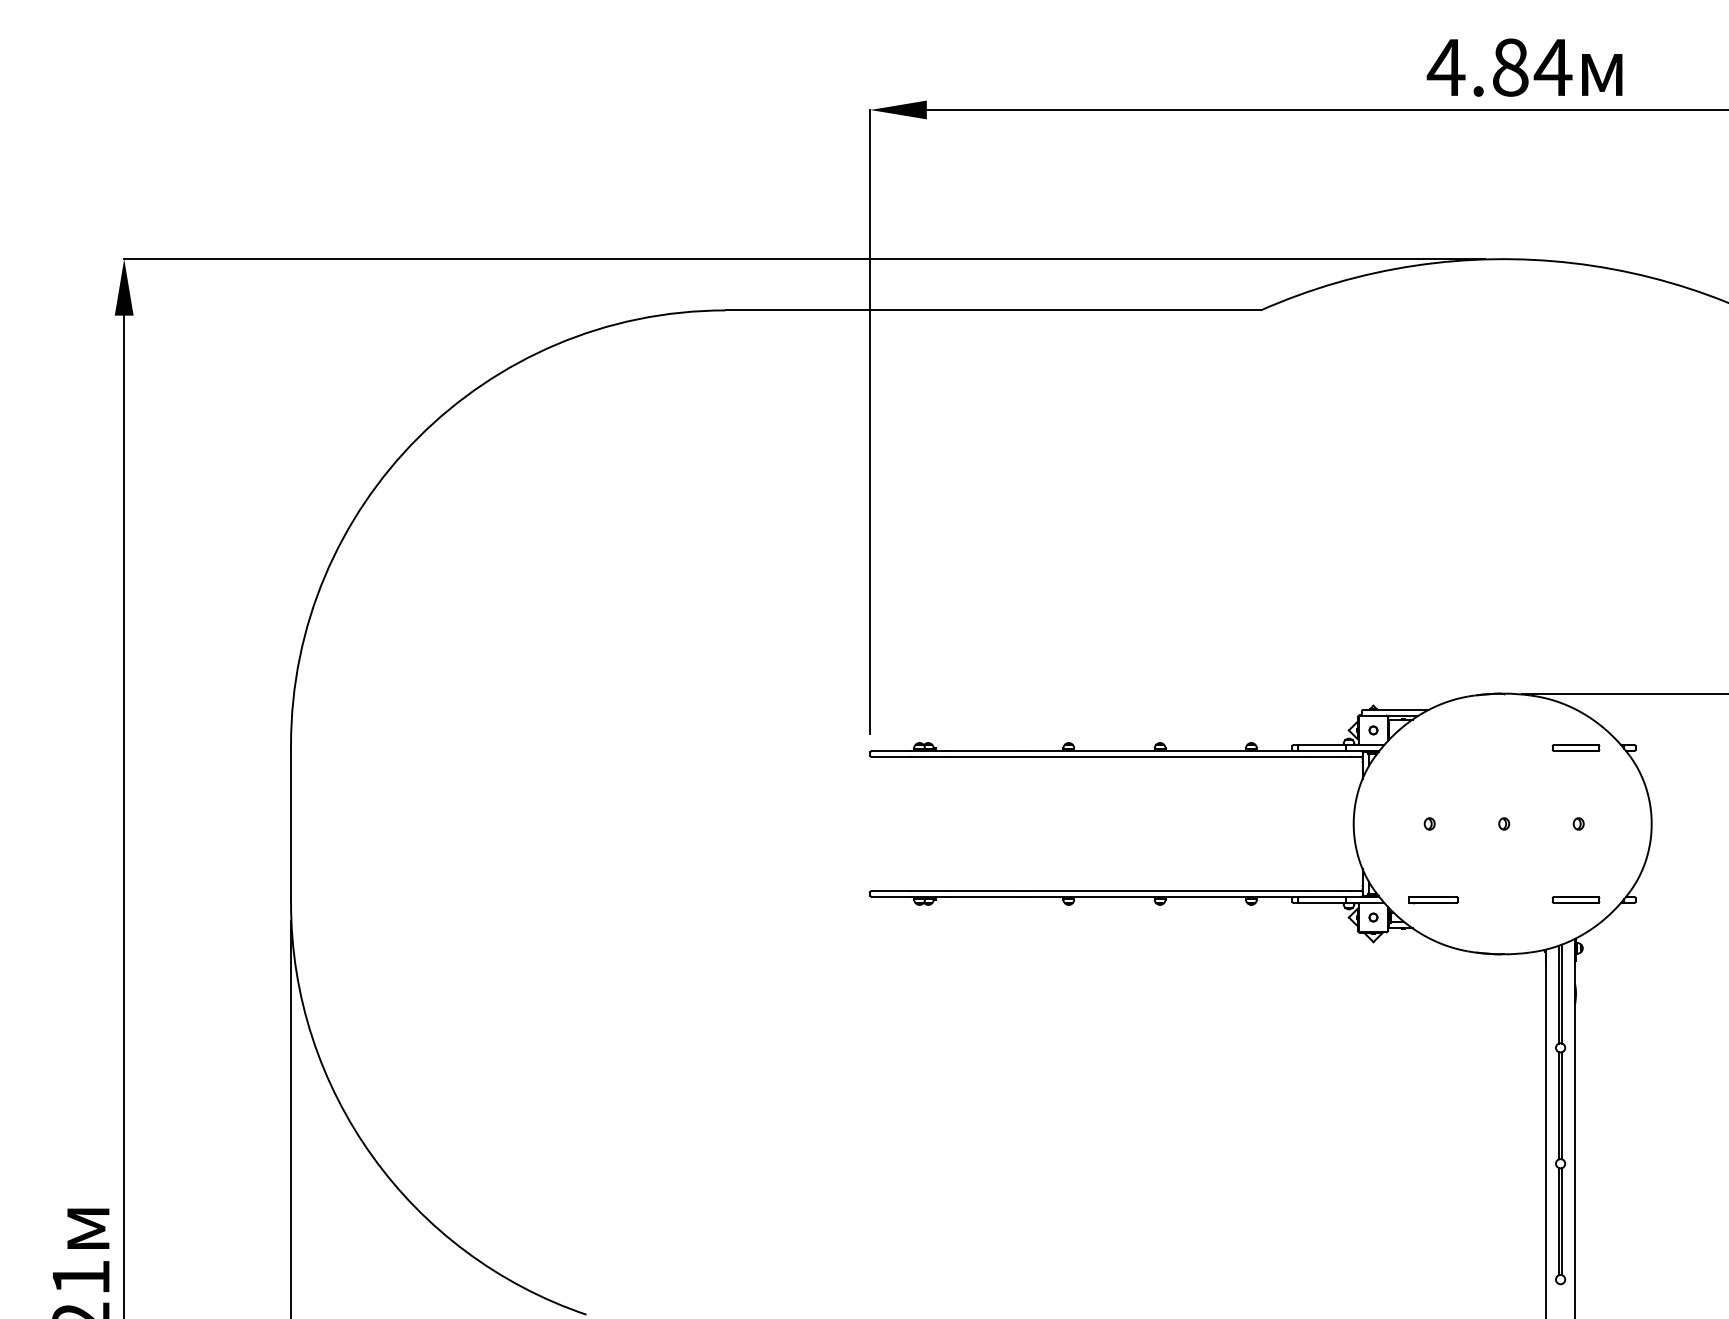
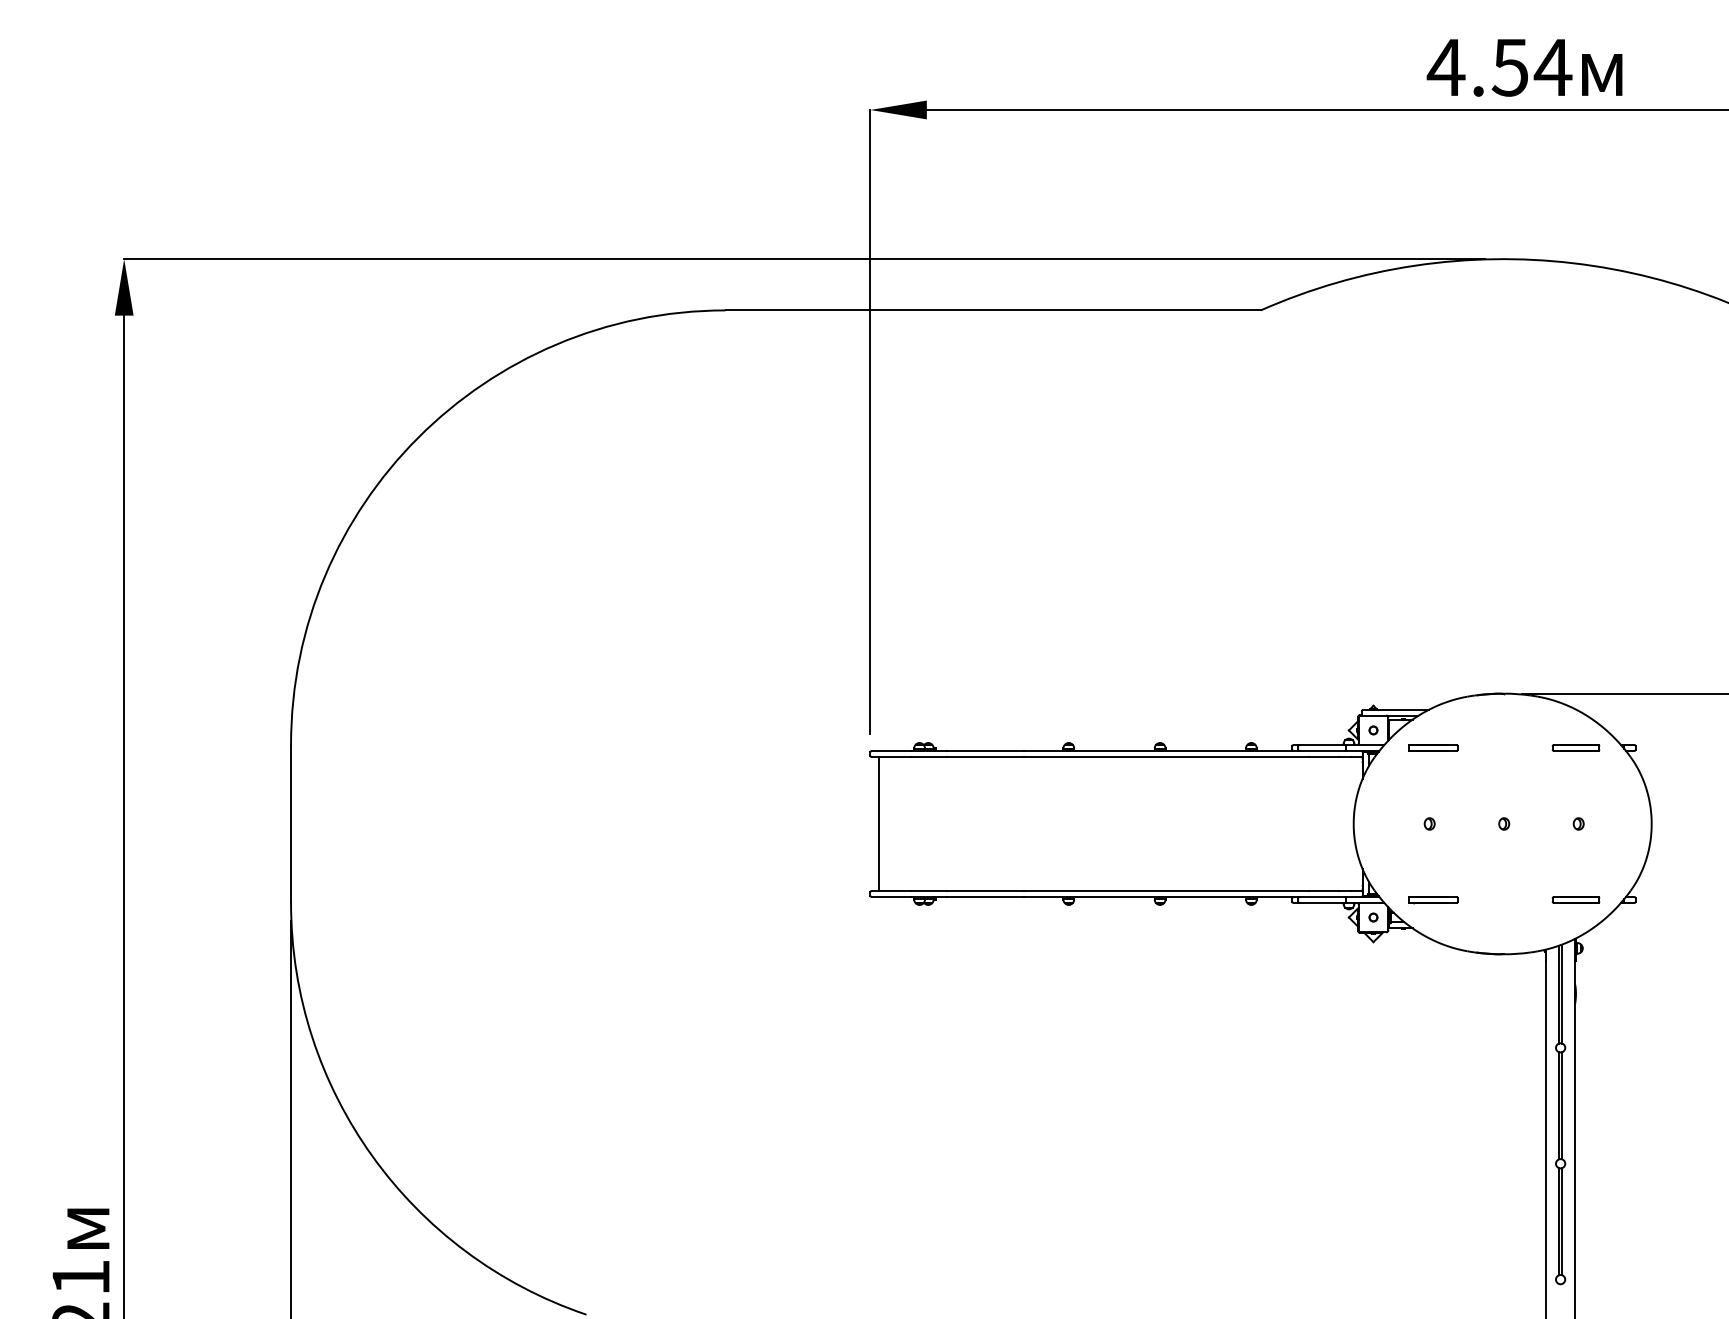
text: 4.84 -> 4.54 (1509, 67)
part: none -> present (1433, 747)
line: none -> present (878, 823)
